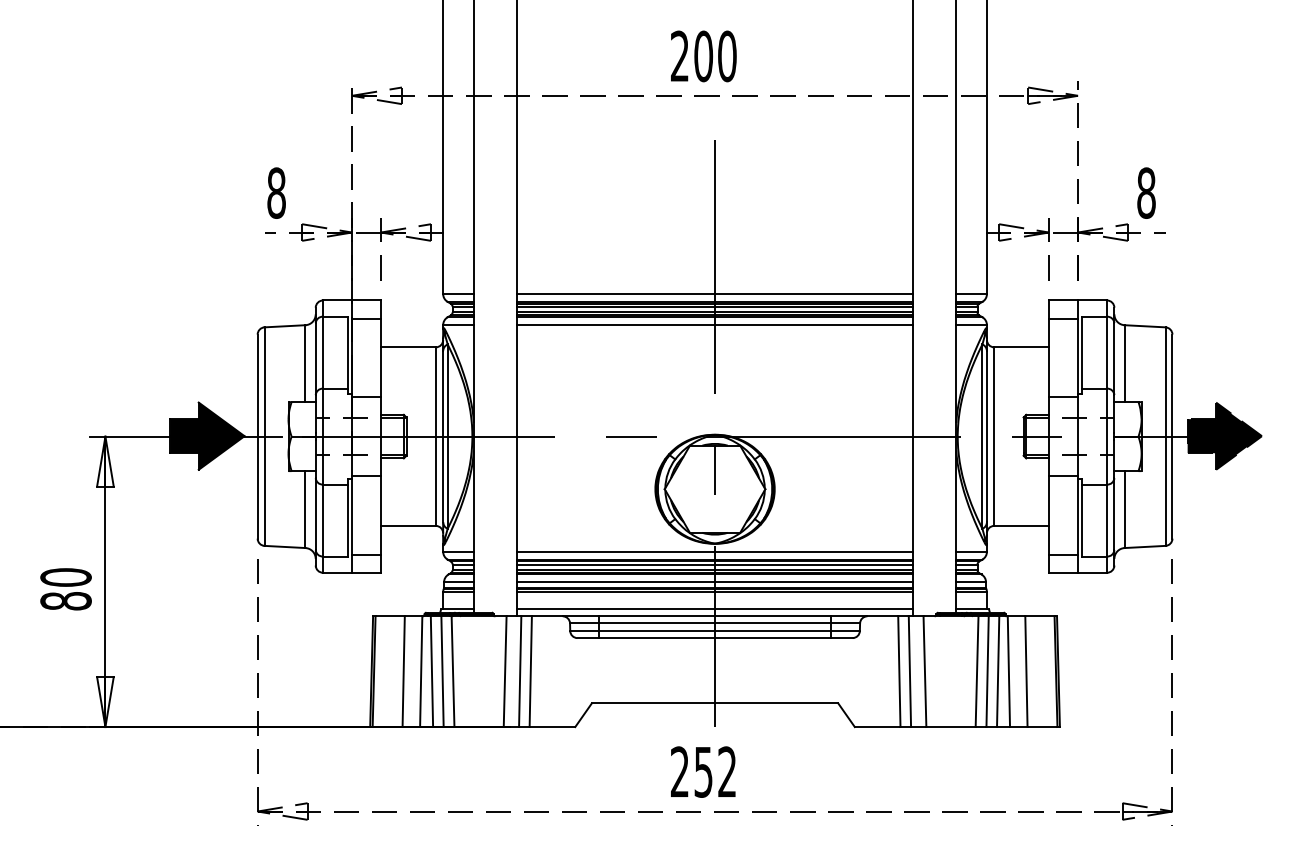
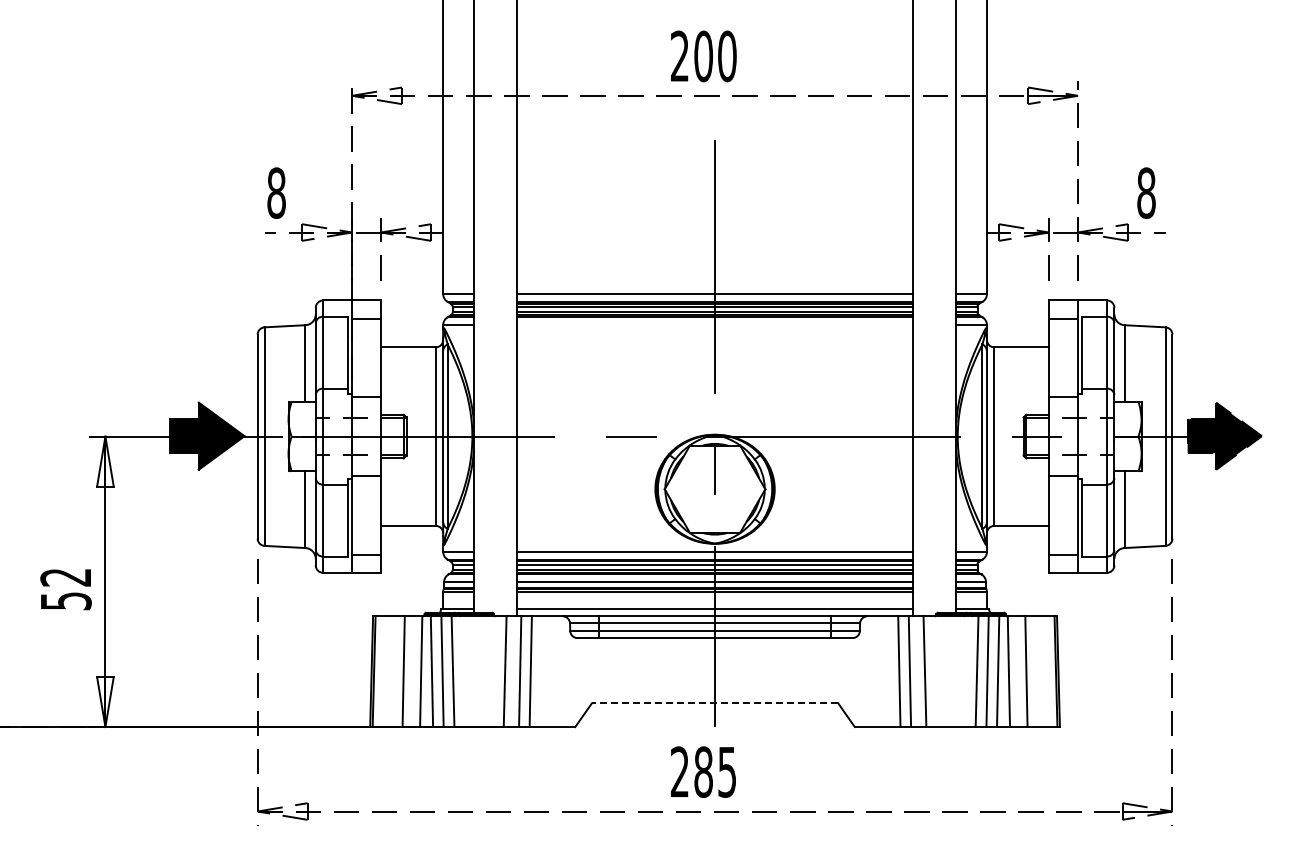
line: present -> none (714, 325)
text: 80 -> 52 (65, 589)
line: solid -> dashed (714, 703)
text: 252 -> 285 (714, 771)
